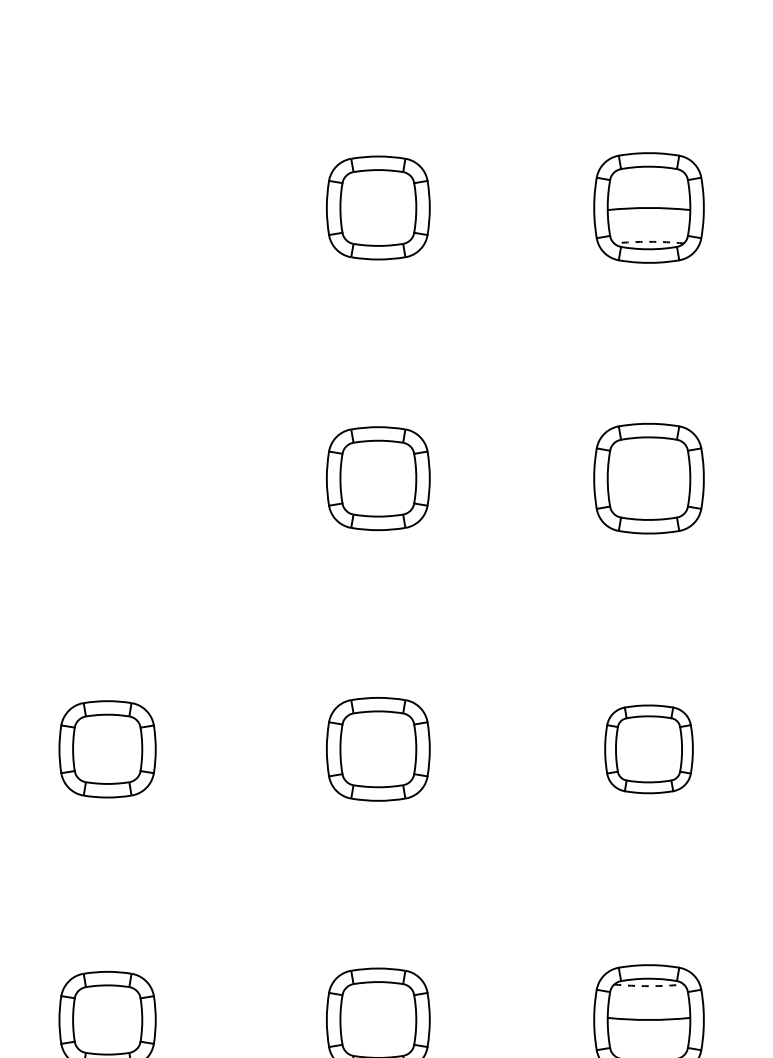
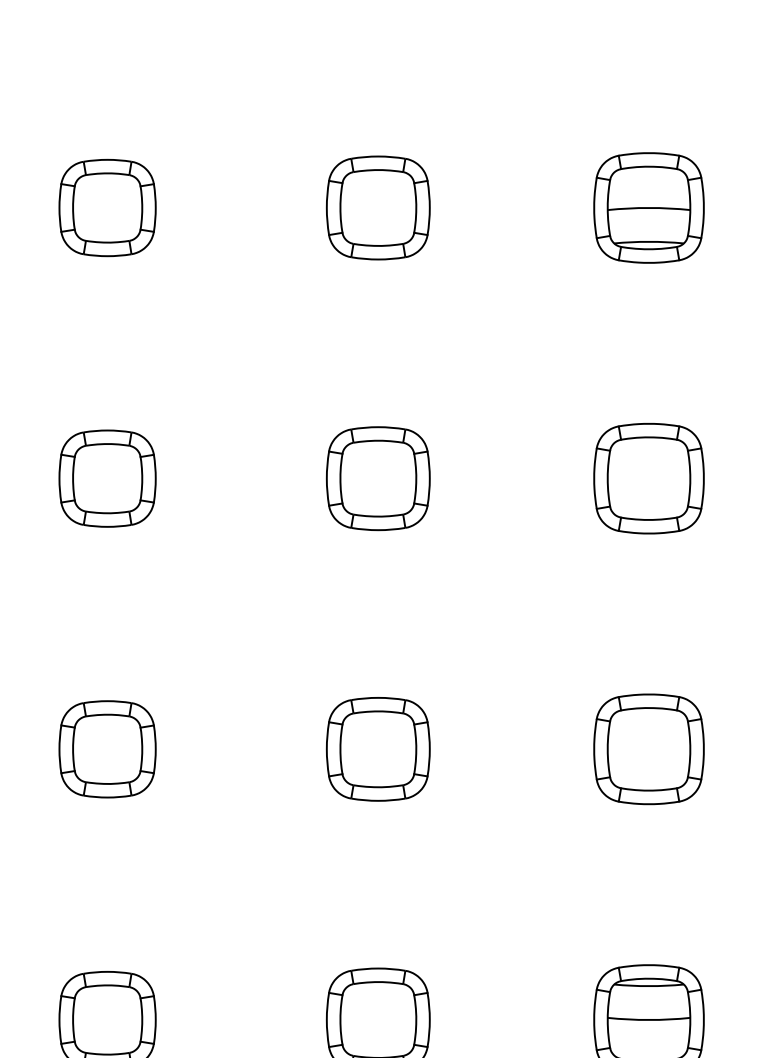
part: none -> present (107, 207)
arc: dashed -> solid (649, 241)
part: none -> present (107, 478)
part size: 90x91 px -> 112x113 px (648, 749)
arc: dashed -> solid (649, 986)
